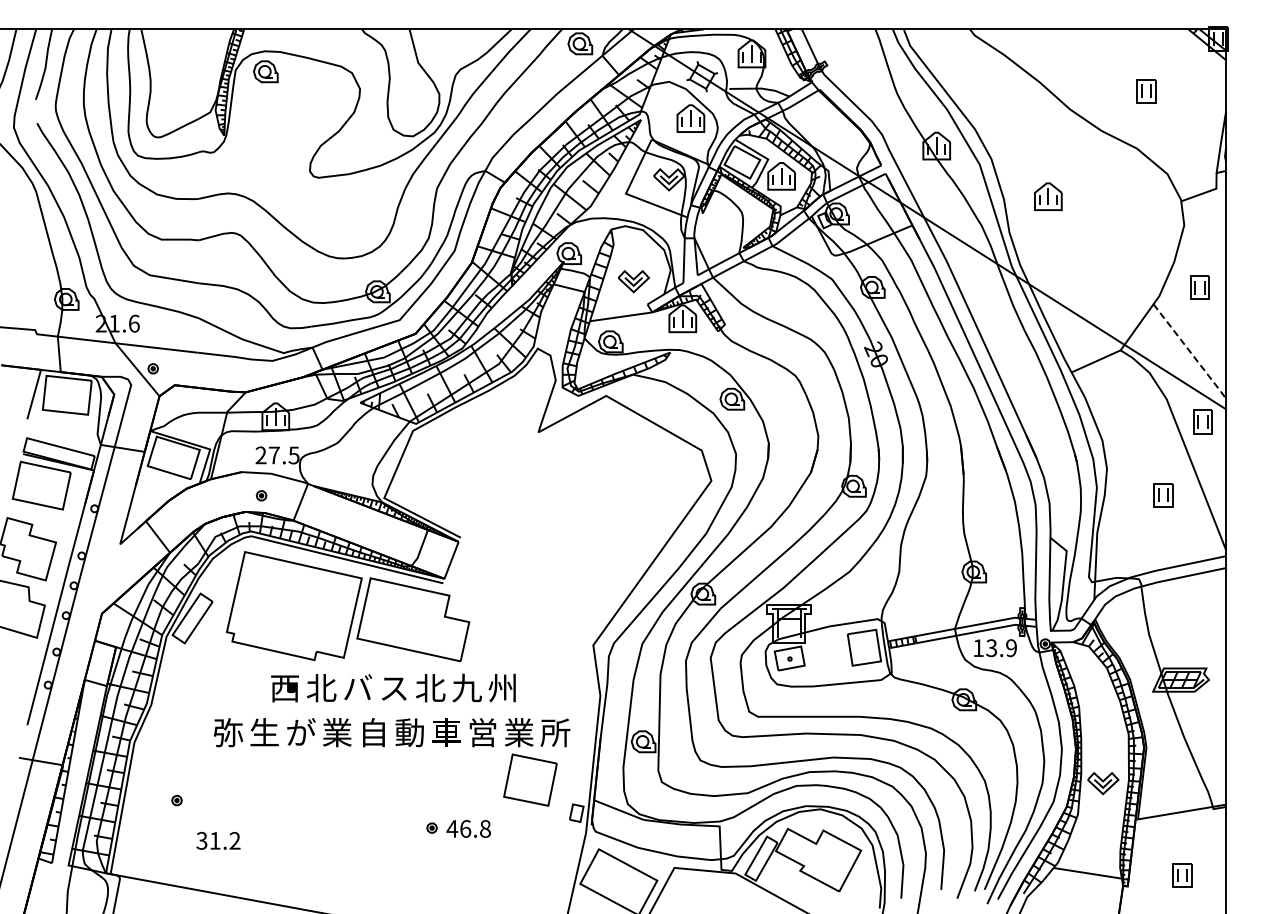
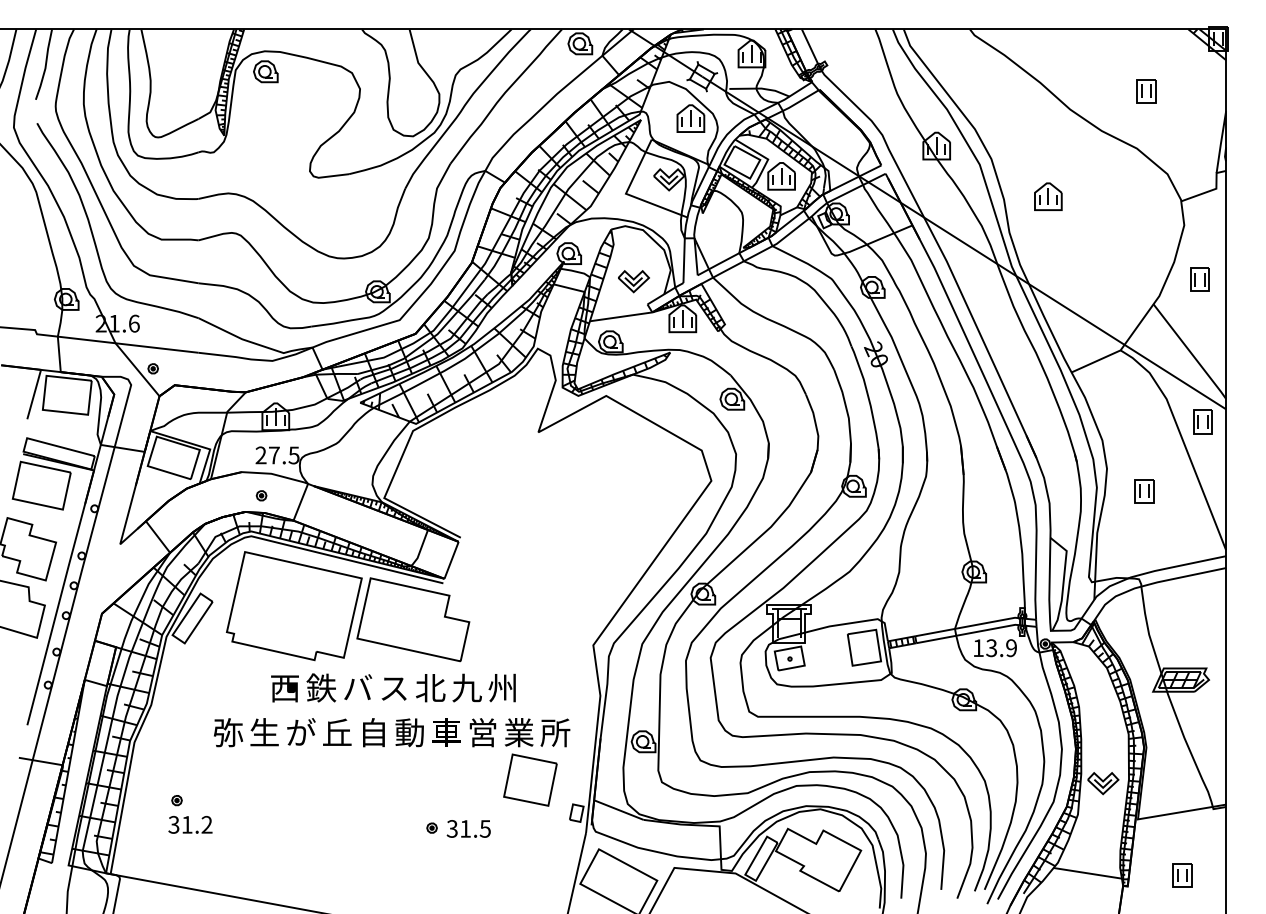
part position: (1199, 287) -> (1199, 279) (1199, 279)
line: dashed -> solid (1190, 352)
part position: (1163, 495) -> (1144, 491) (1144, 491)
text: 北 -> 鉄 (321, 687)
text: 業 -> 丘 (337, 732)
text: 46.8 -> 31.5 (468, 828)
text position: (218, 840) -> (190, 824) (190, 824)
